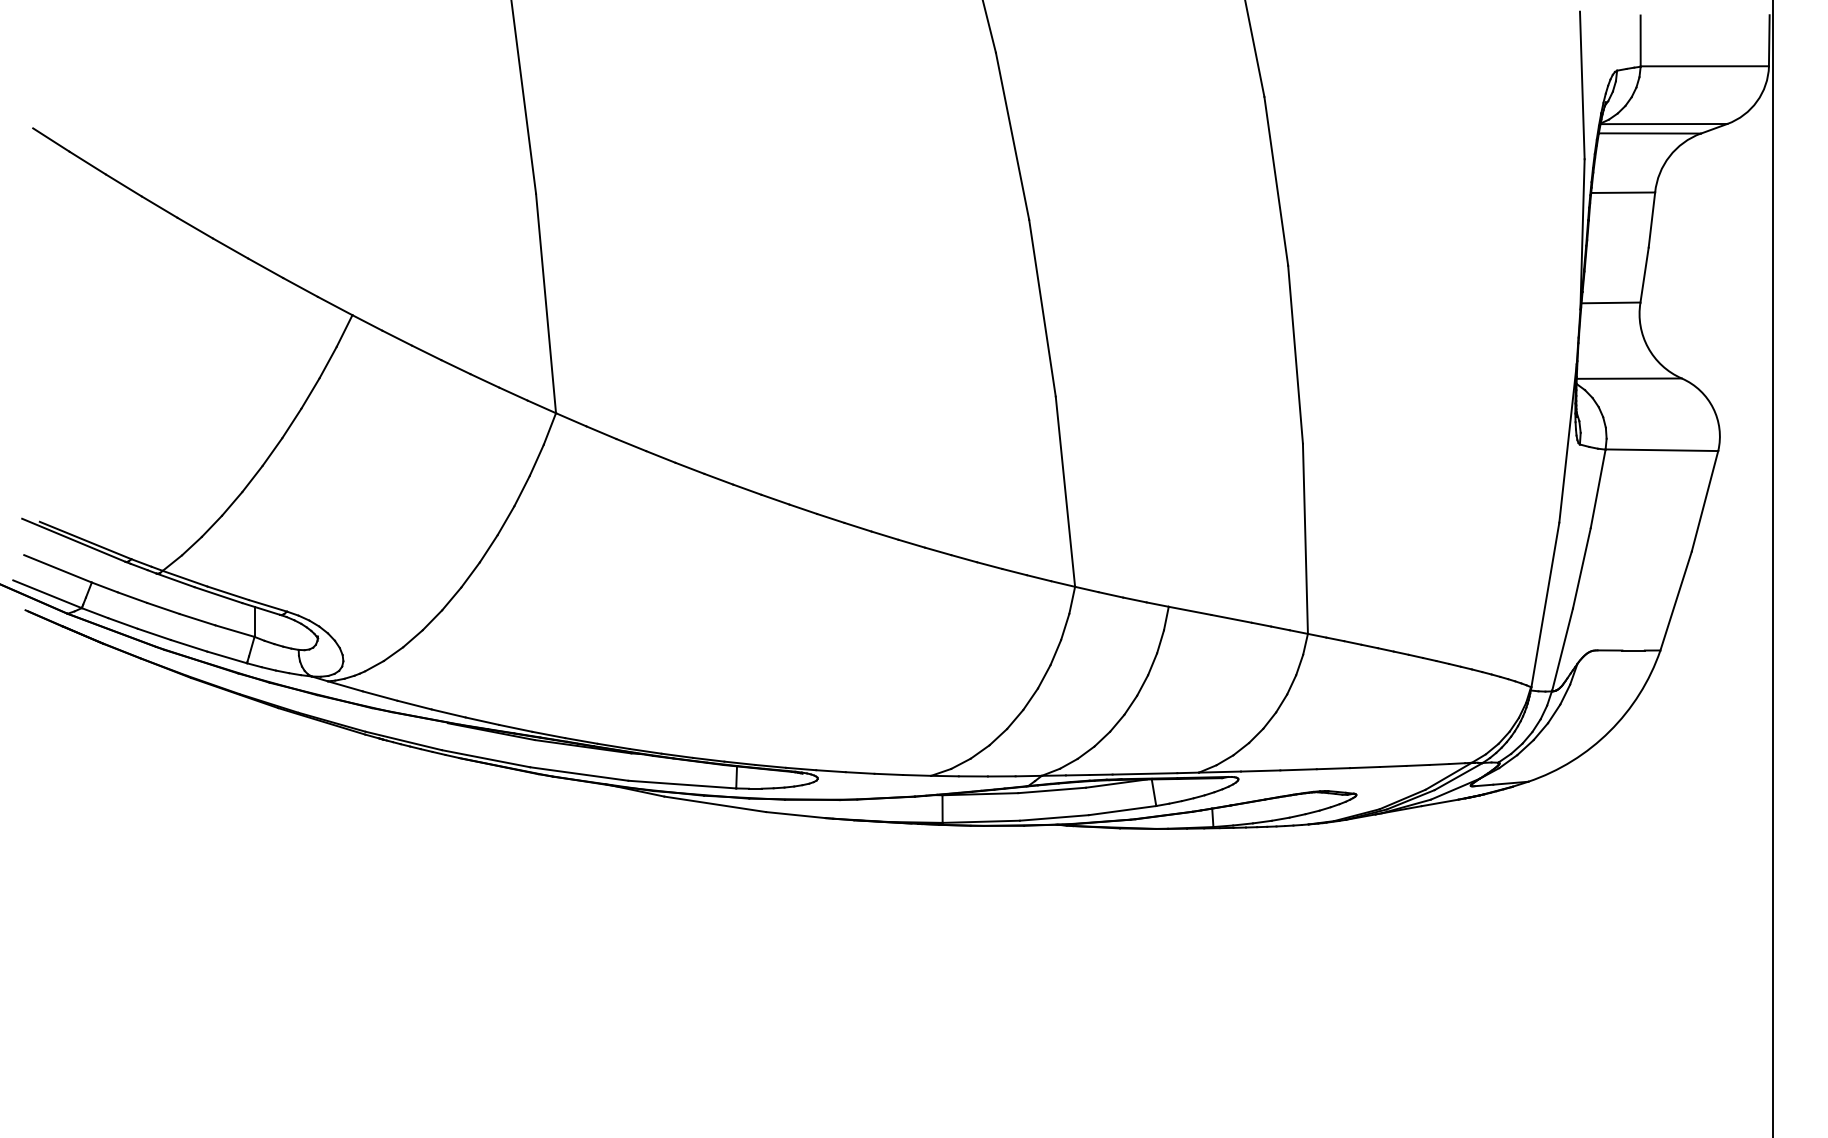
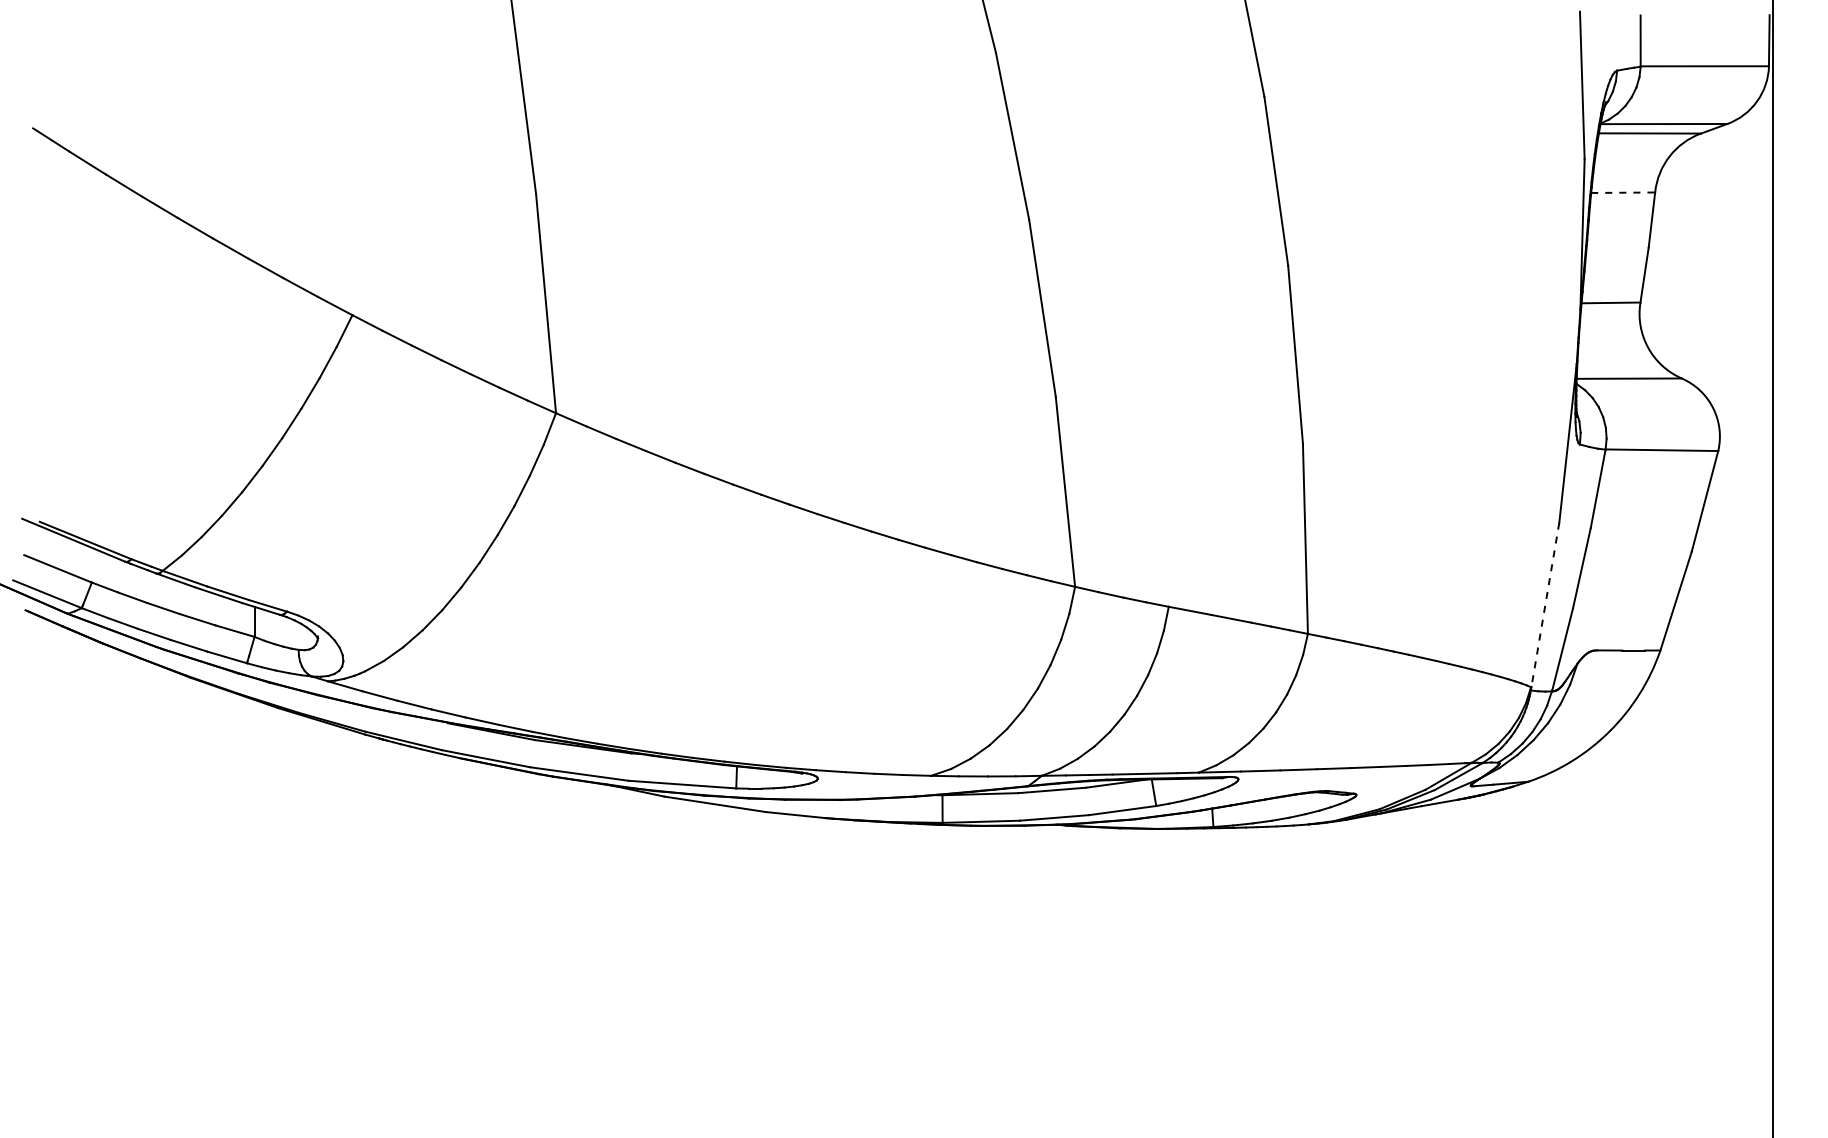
line: solid -> dashed (1623, 192)
line: solid -> dashed (1545, 605)
